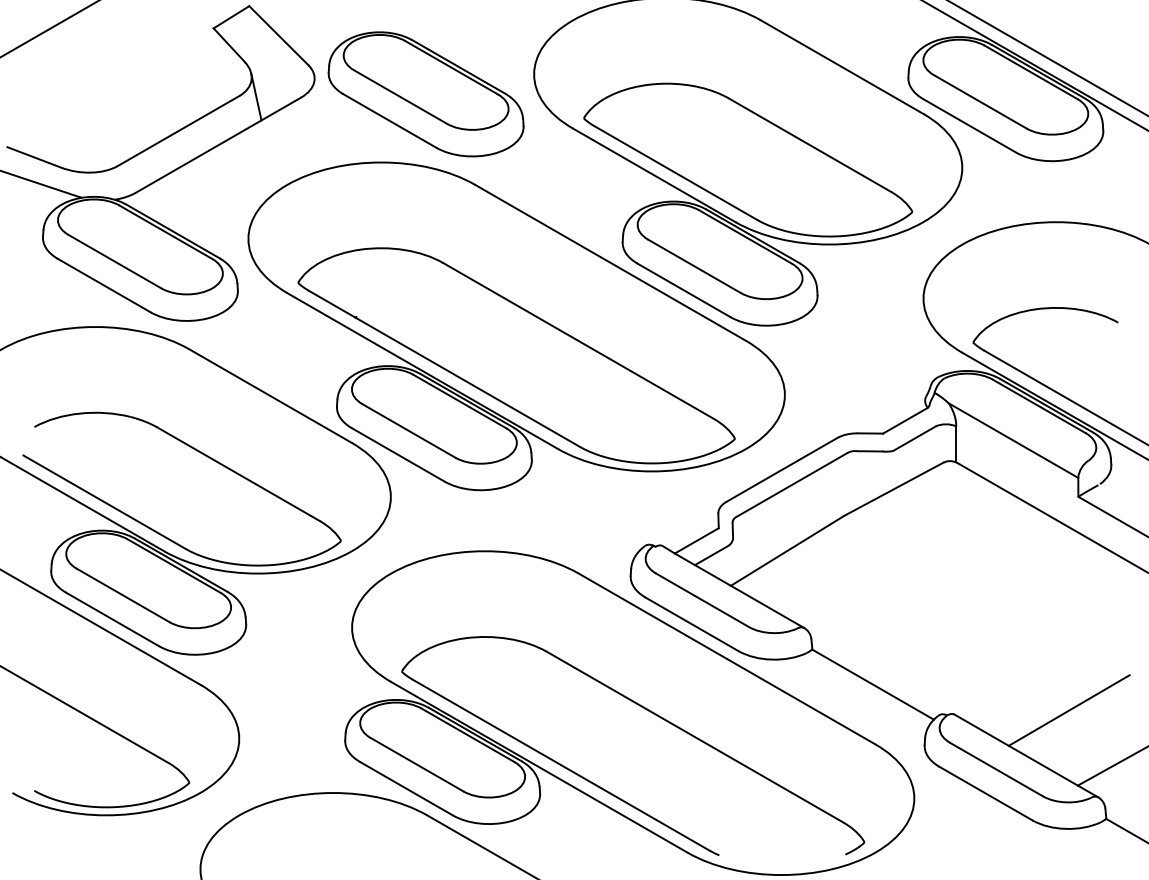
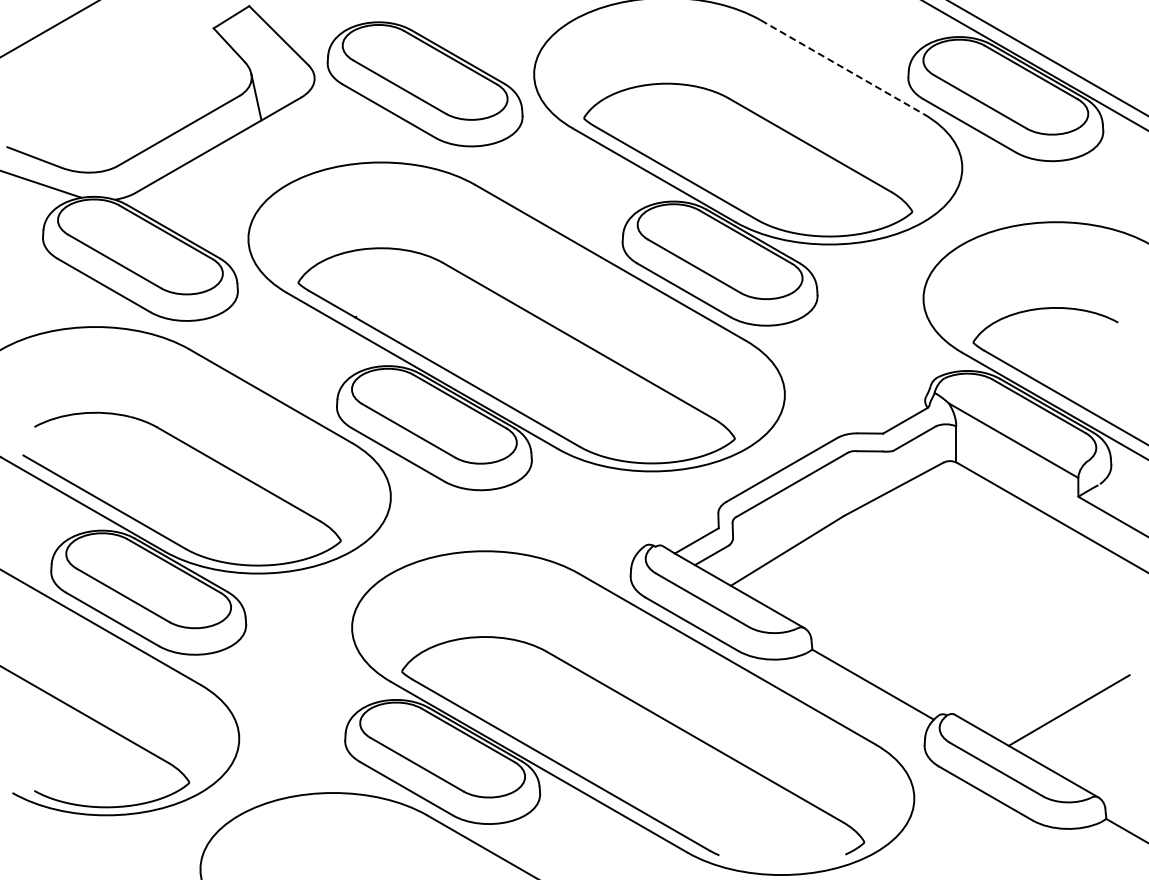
line: solid -> dashed (842, 67)
part position: (425, 94) -> (424, 84) (424, 84)
line: present -> none (1111, 766)
